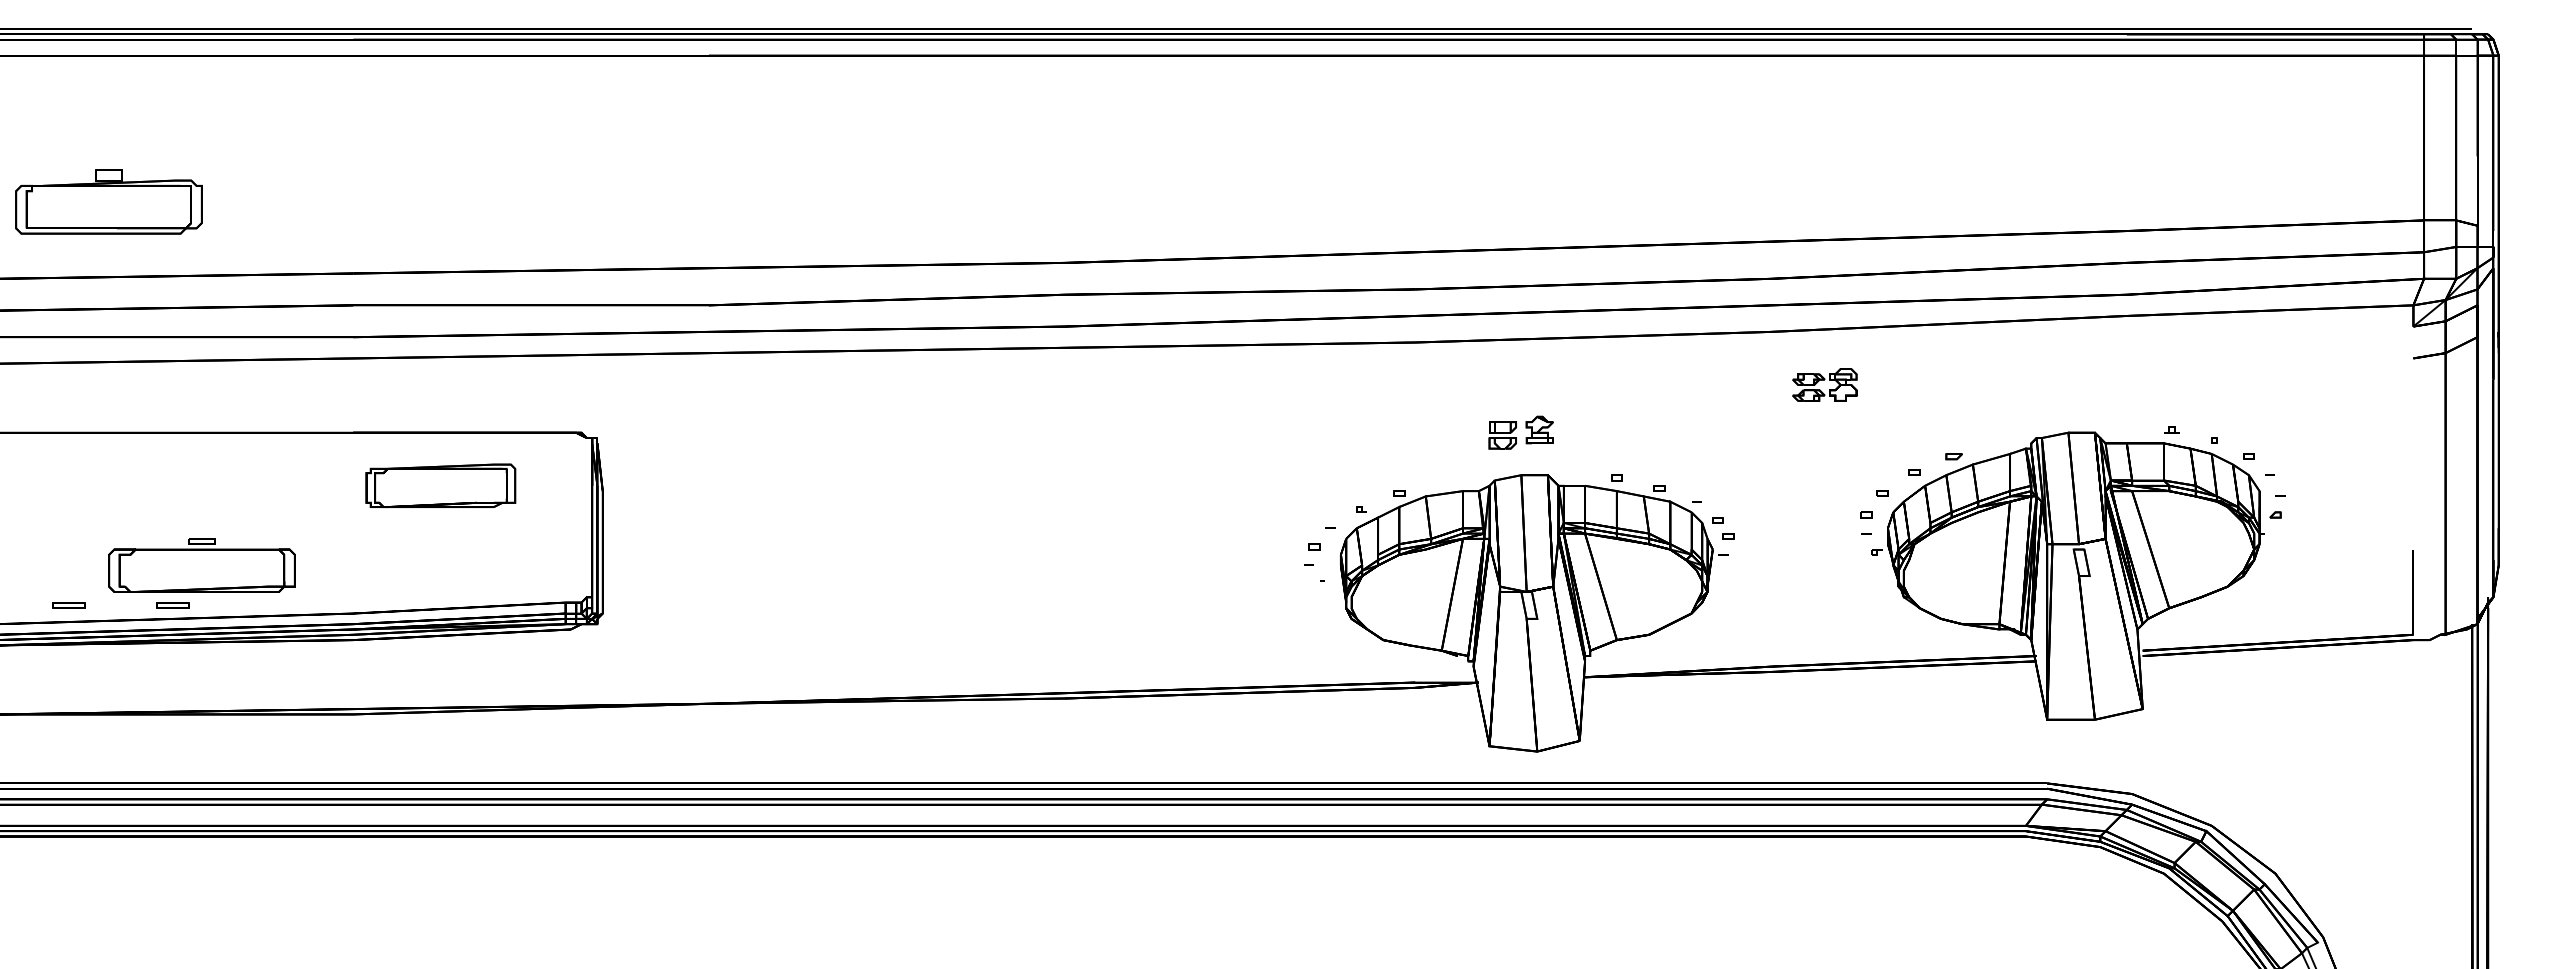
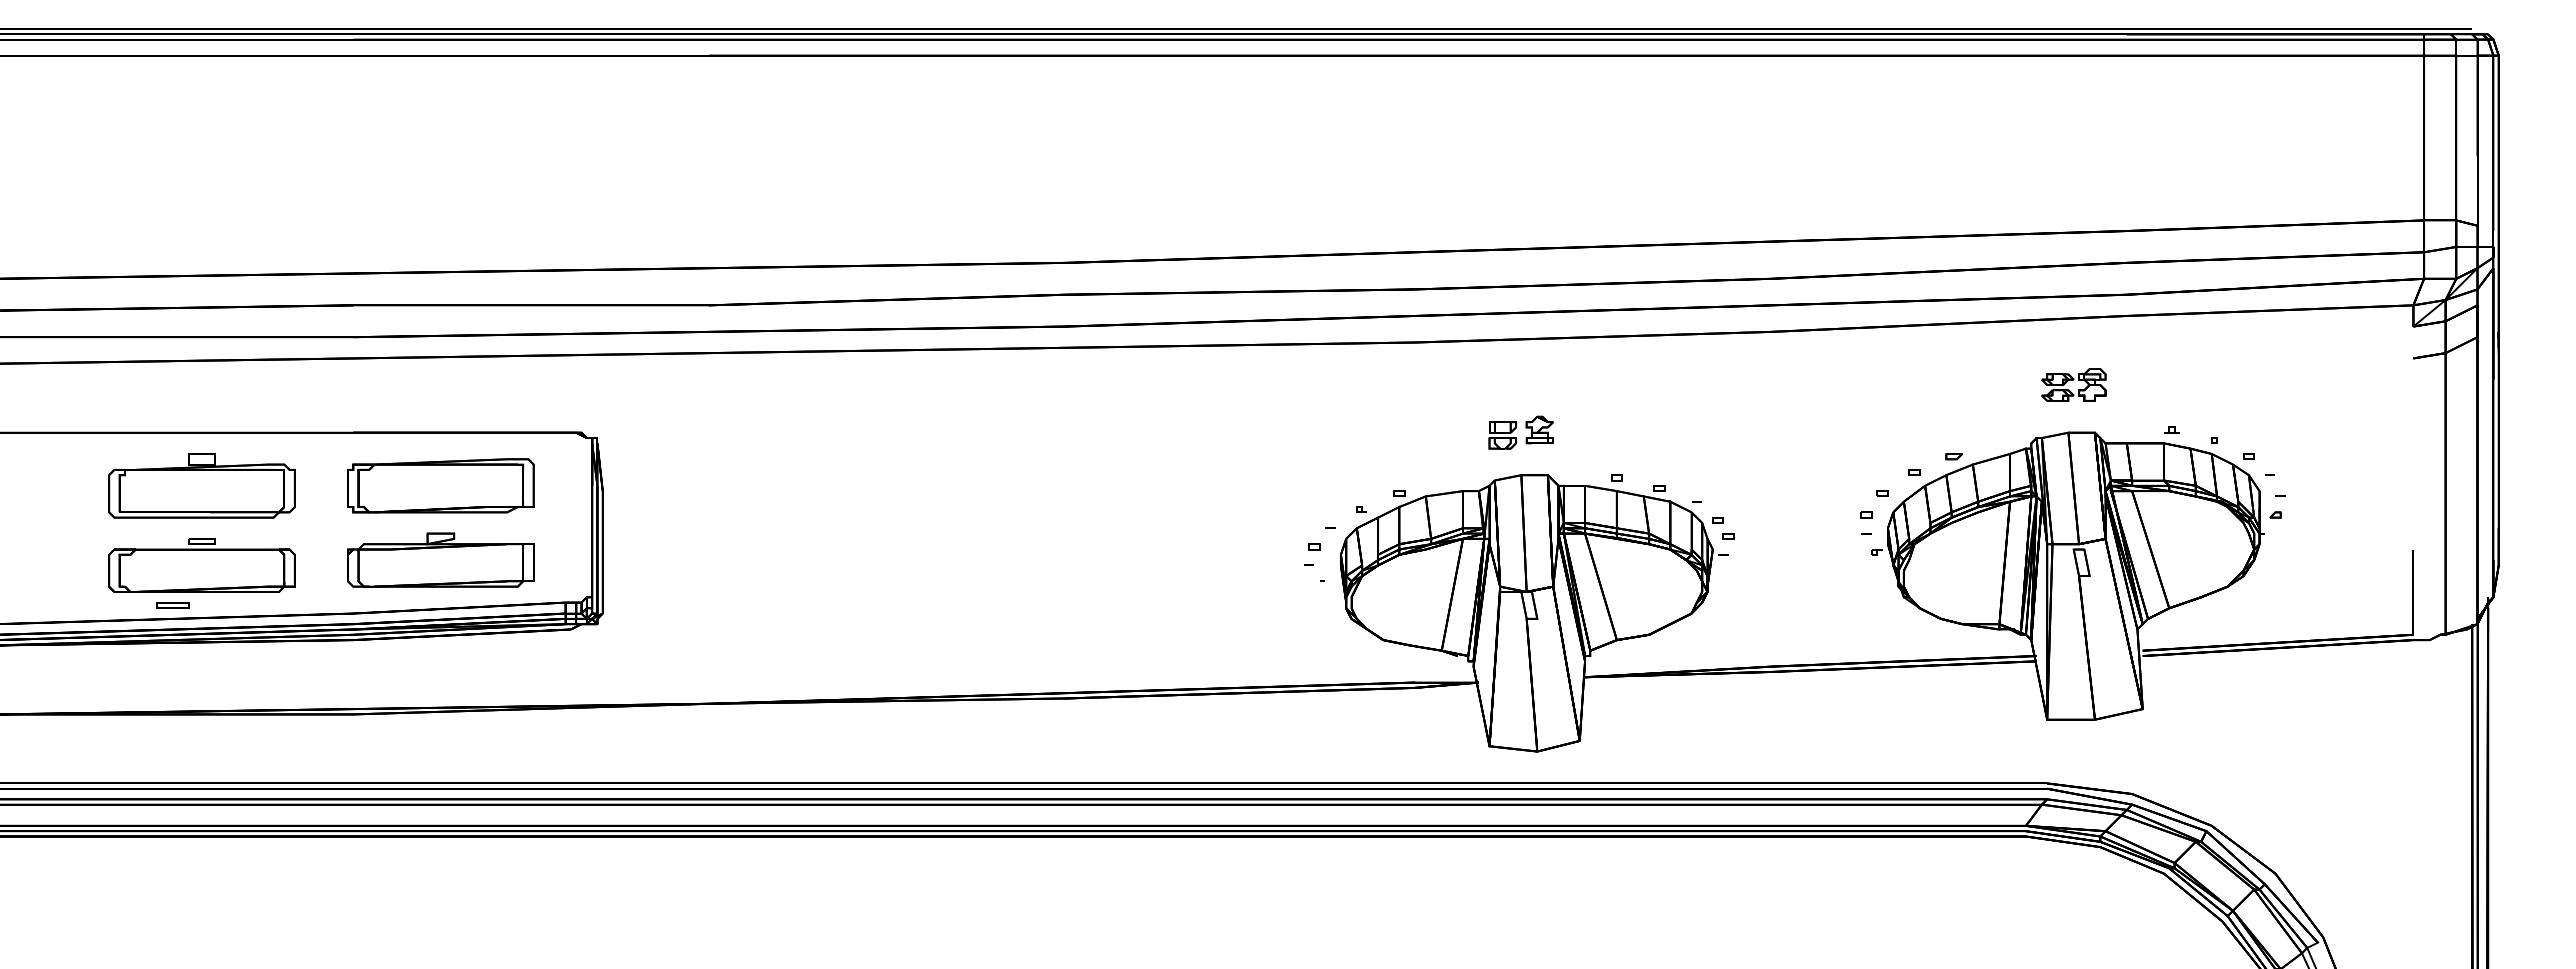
part position: (108, 201) -> (201, 485) (201, 485)
part position: (1824, 384) -> (2073, 384) (2073, 384)
part size: 152x46 px -> 188x56 px (440, 485)
part: none -> present (440, 559)
part: present -> none (68, 605)
